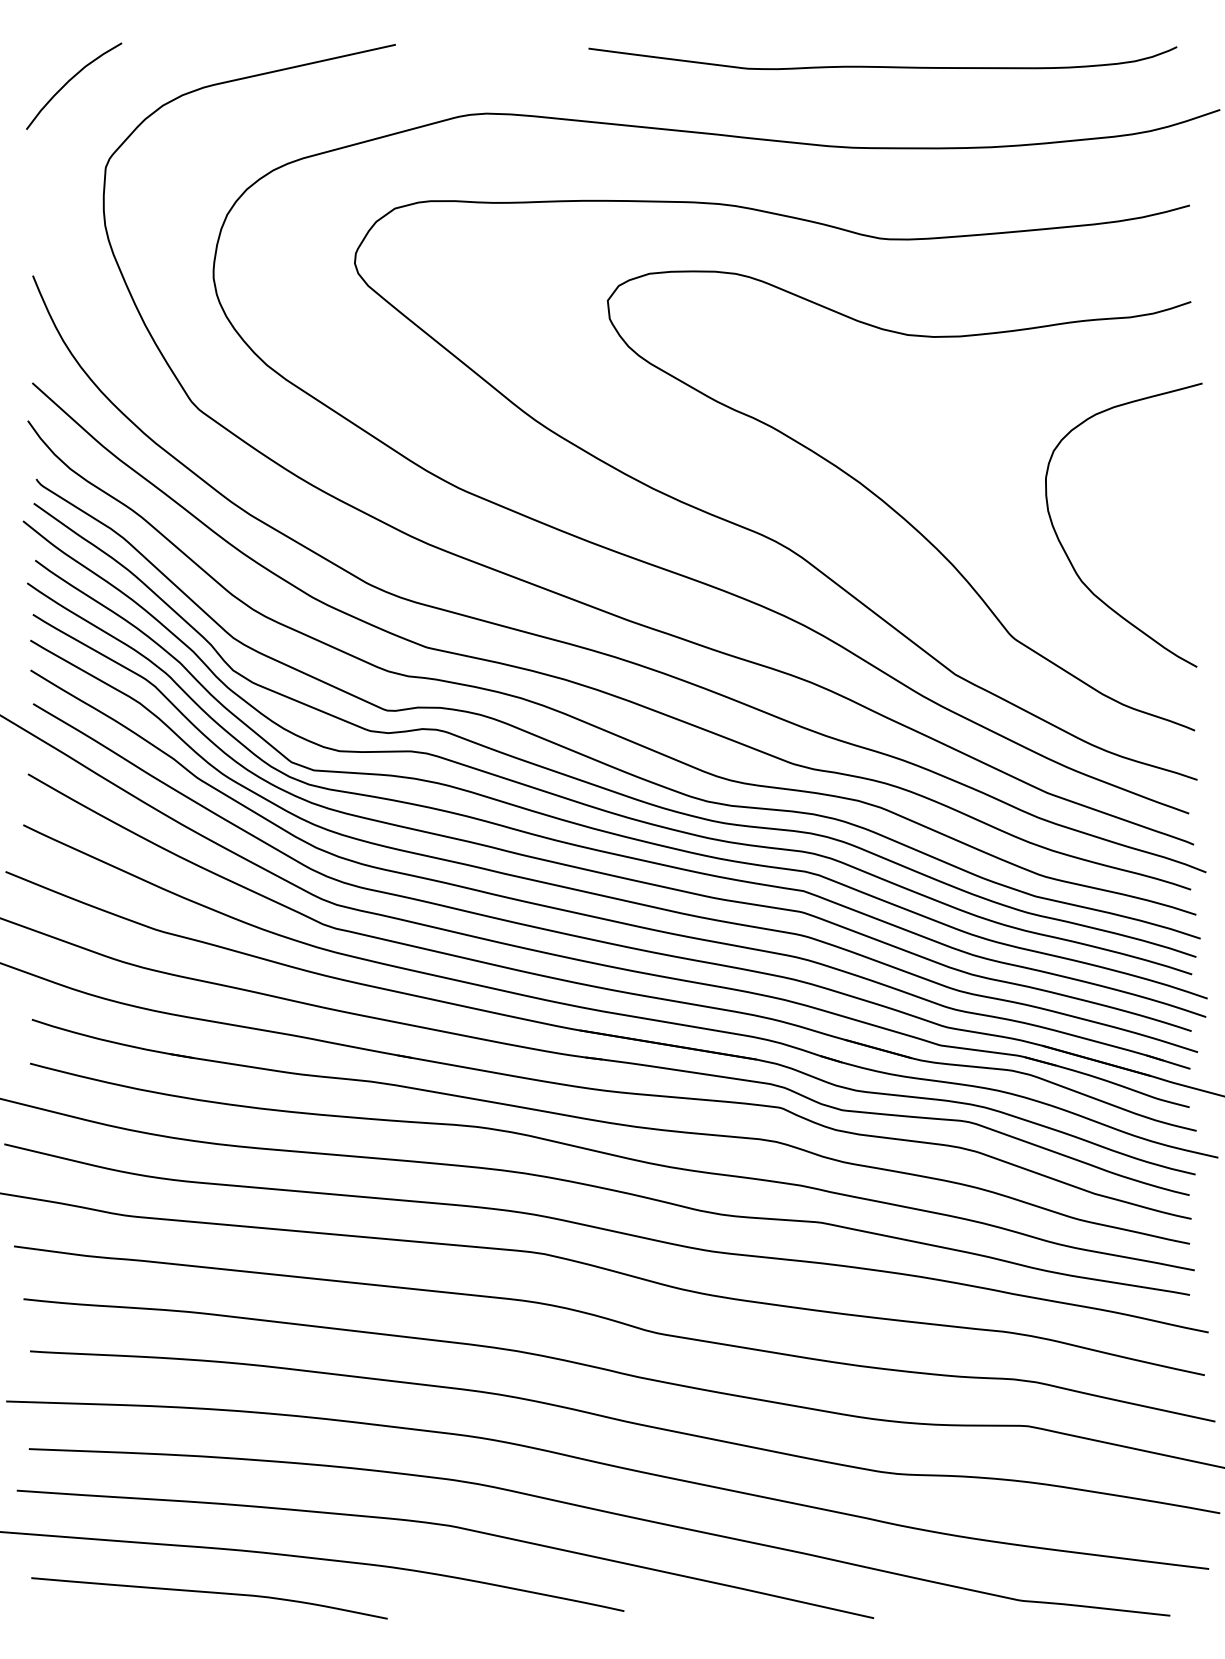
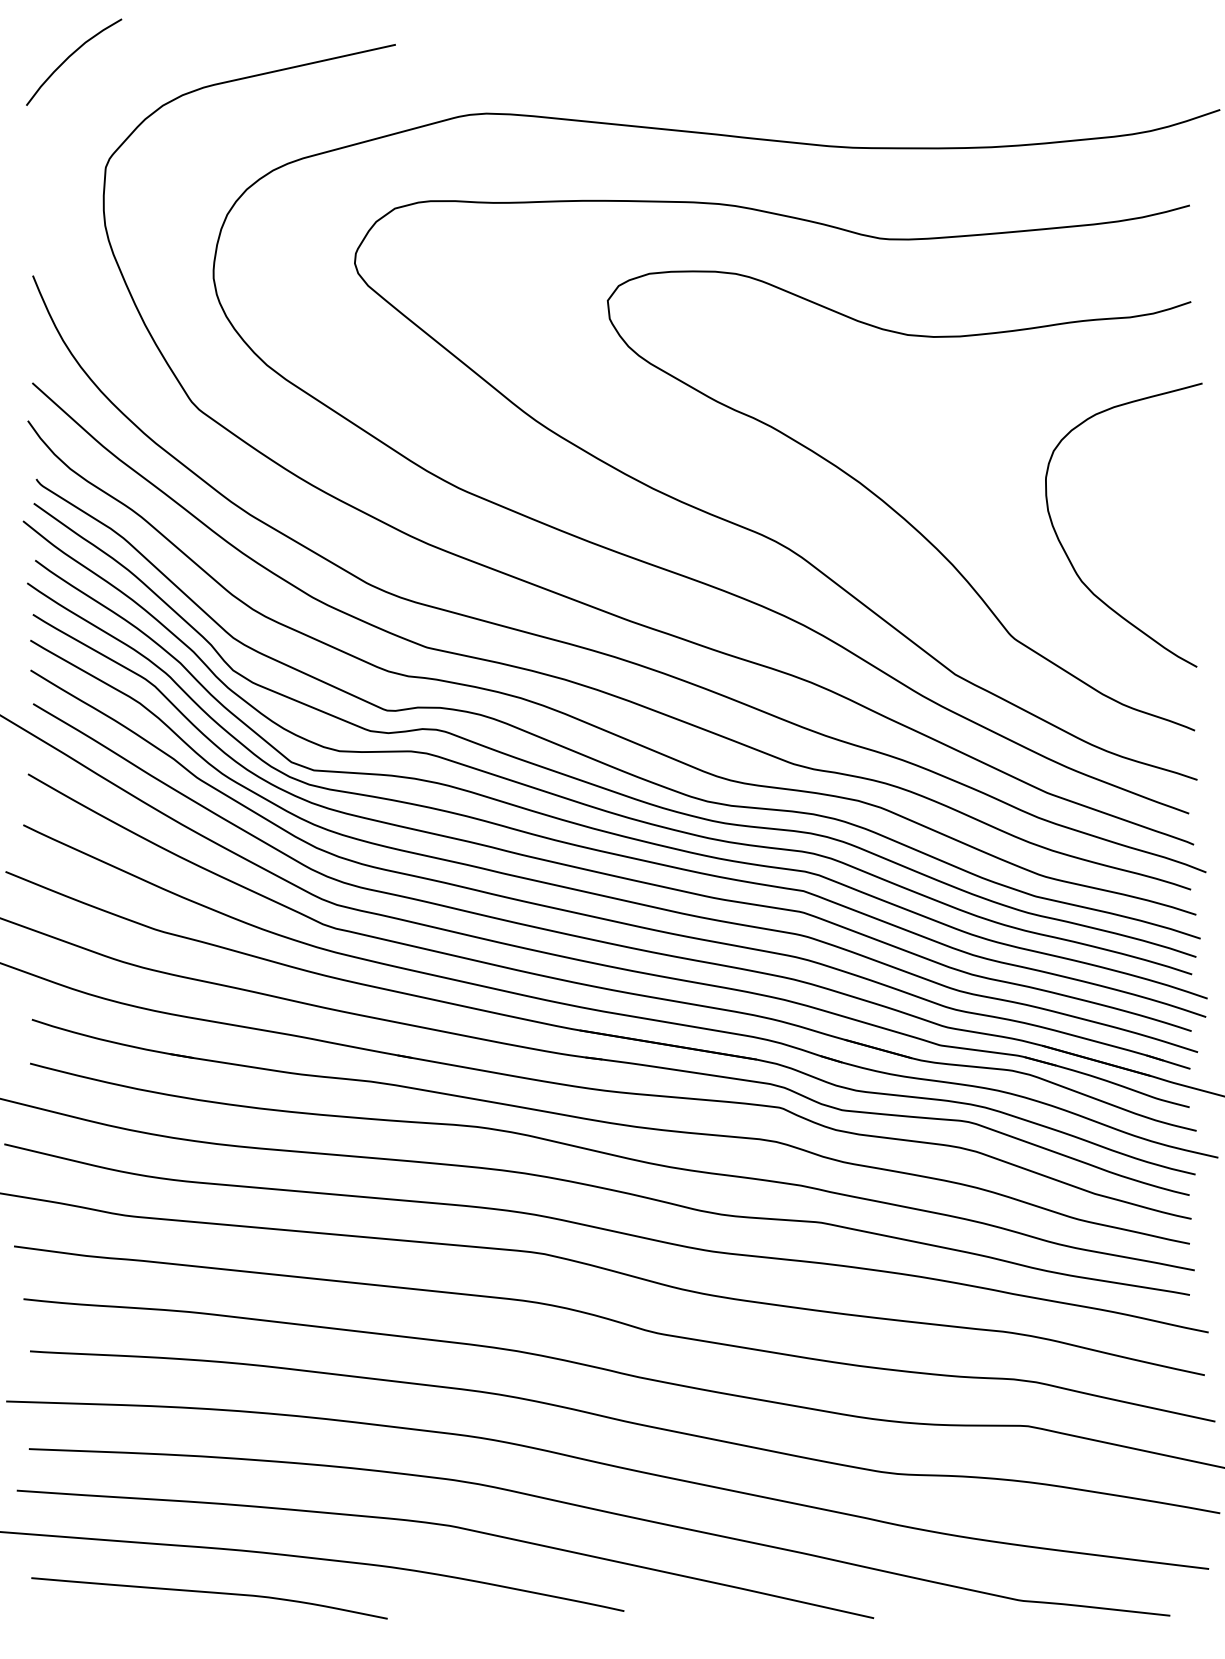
curve: present -> none (882, 66)
curve position: (71, 80) -> (71, 56) (71, 56)
